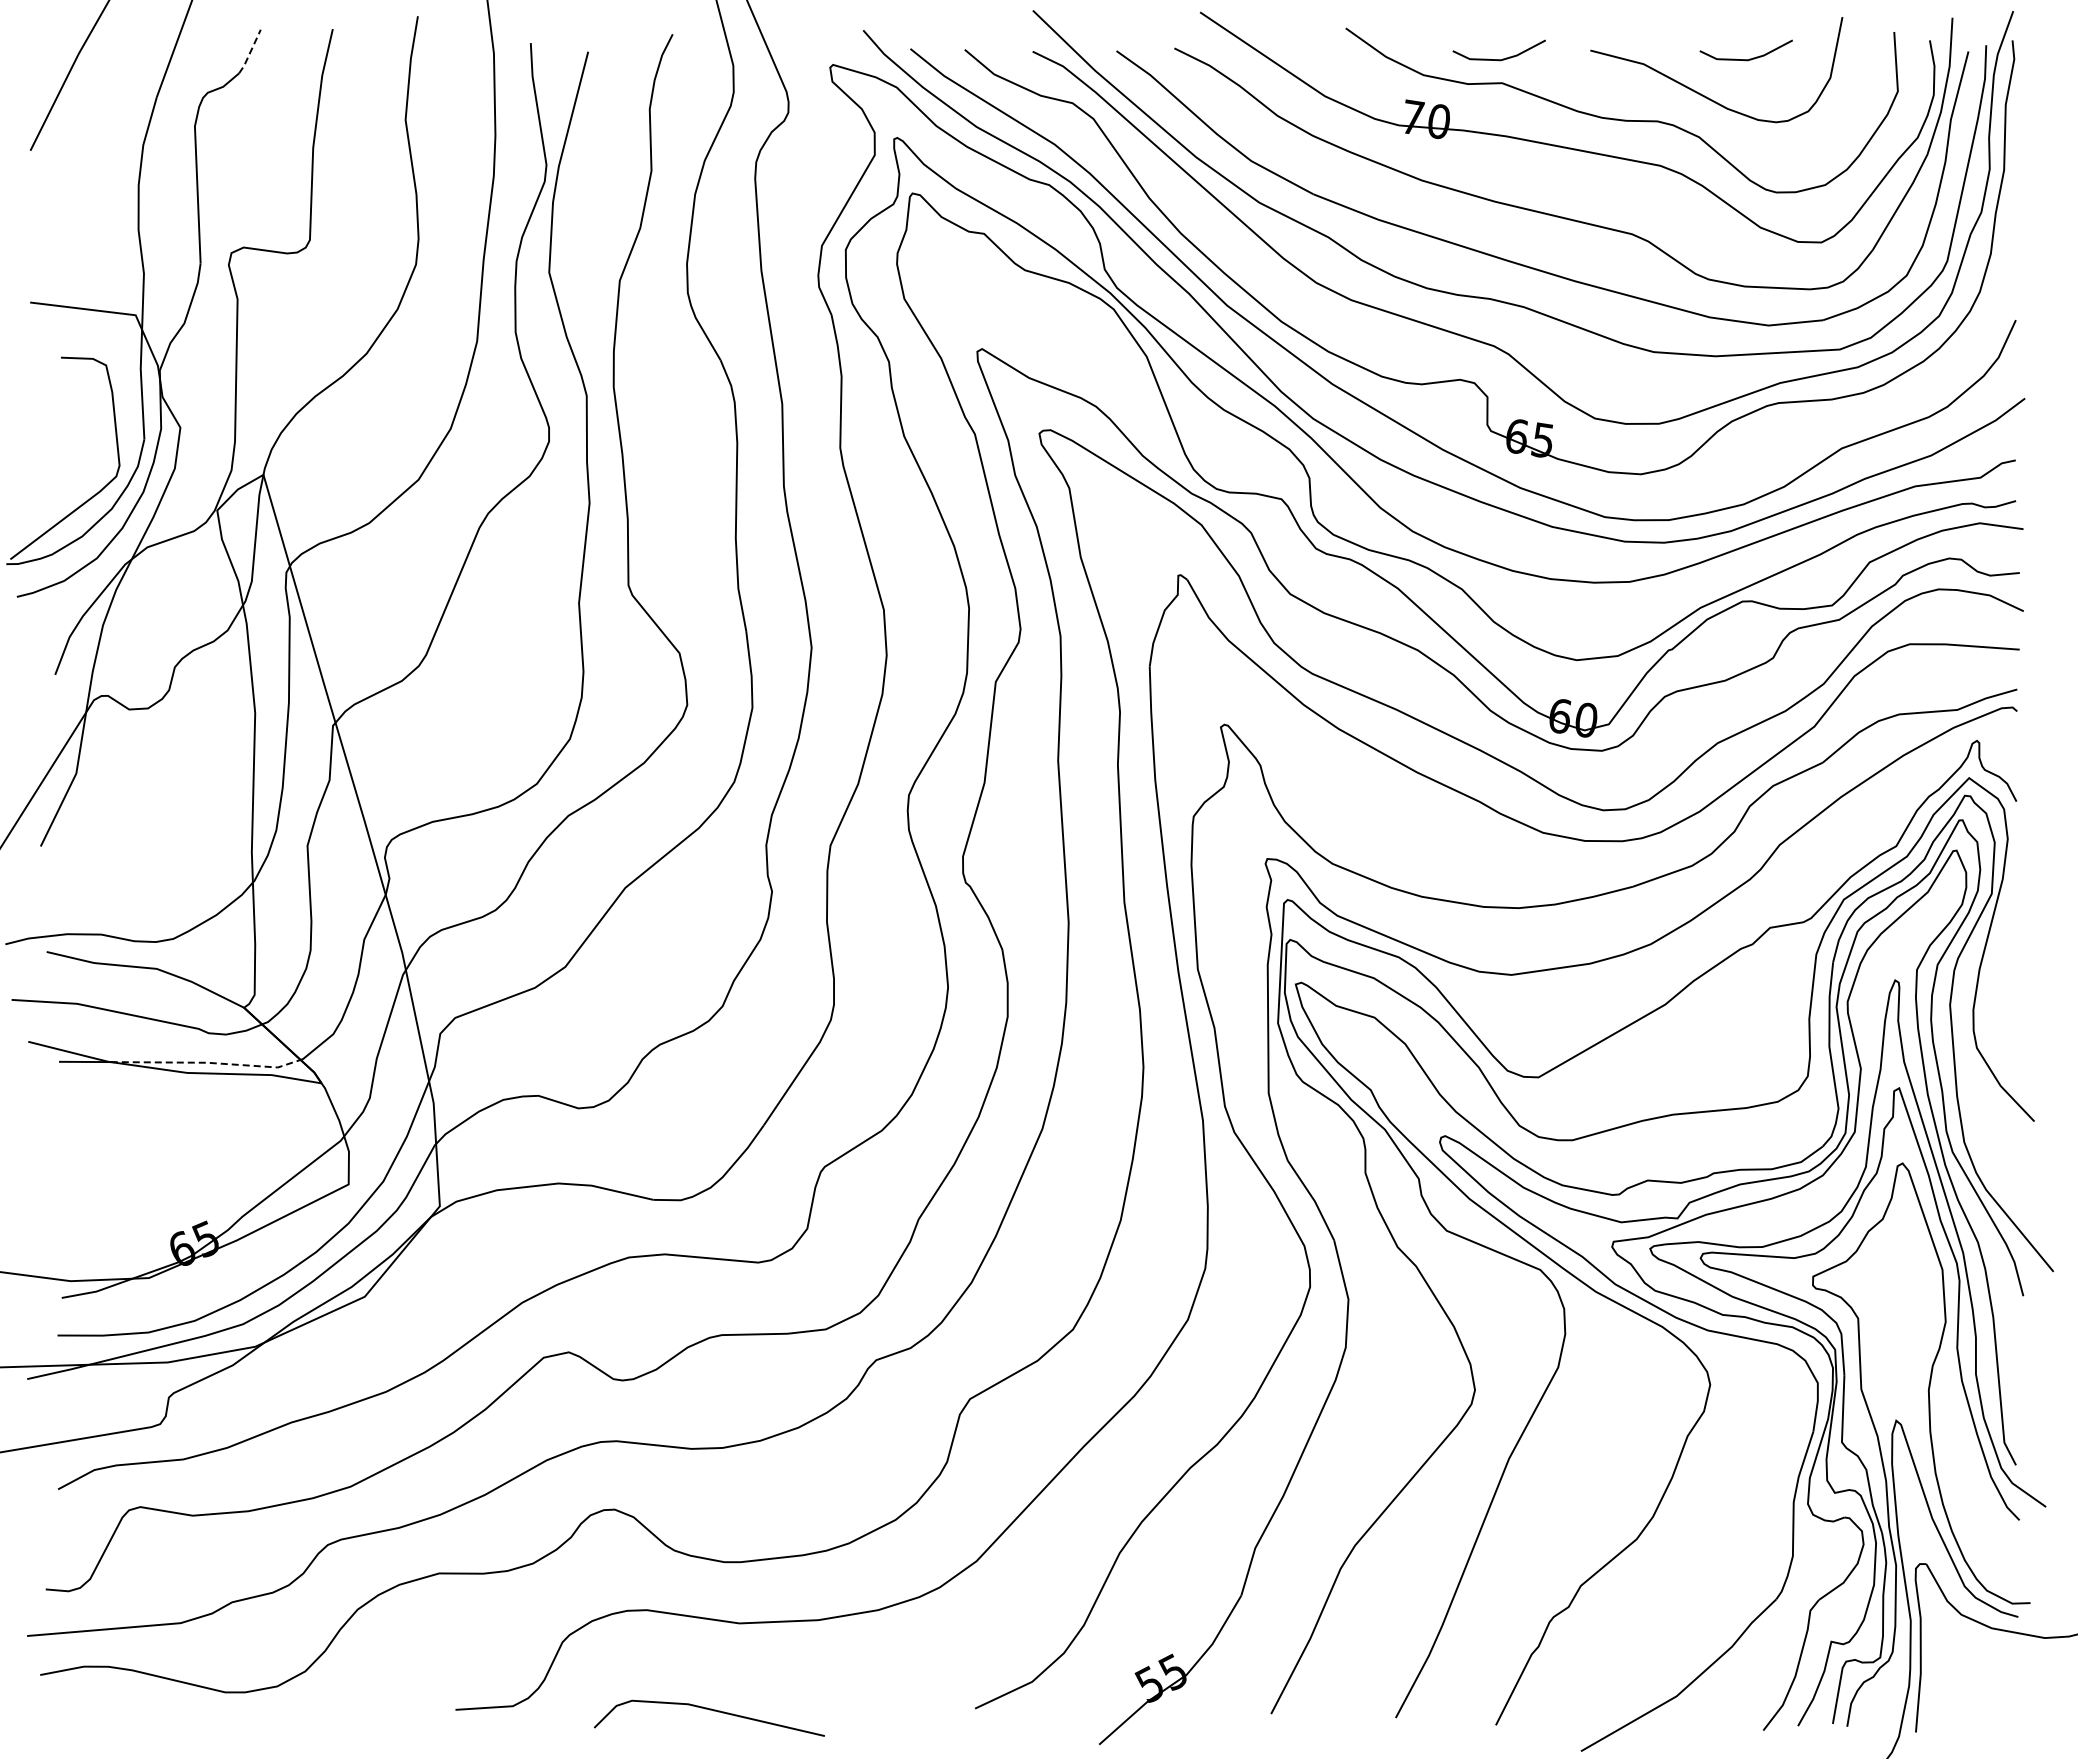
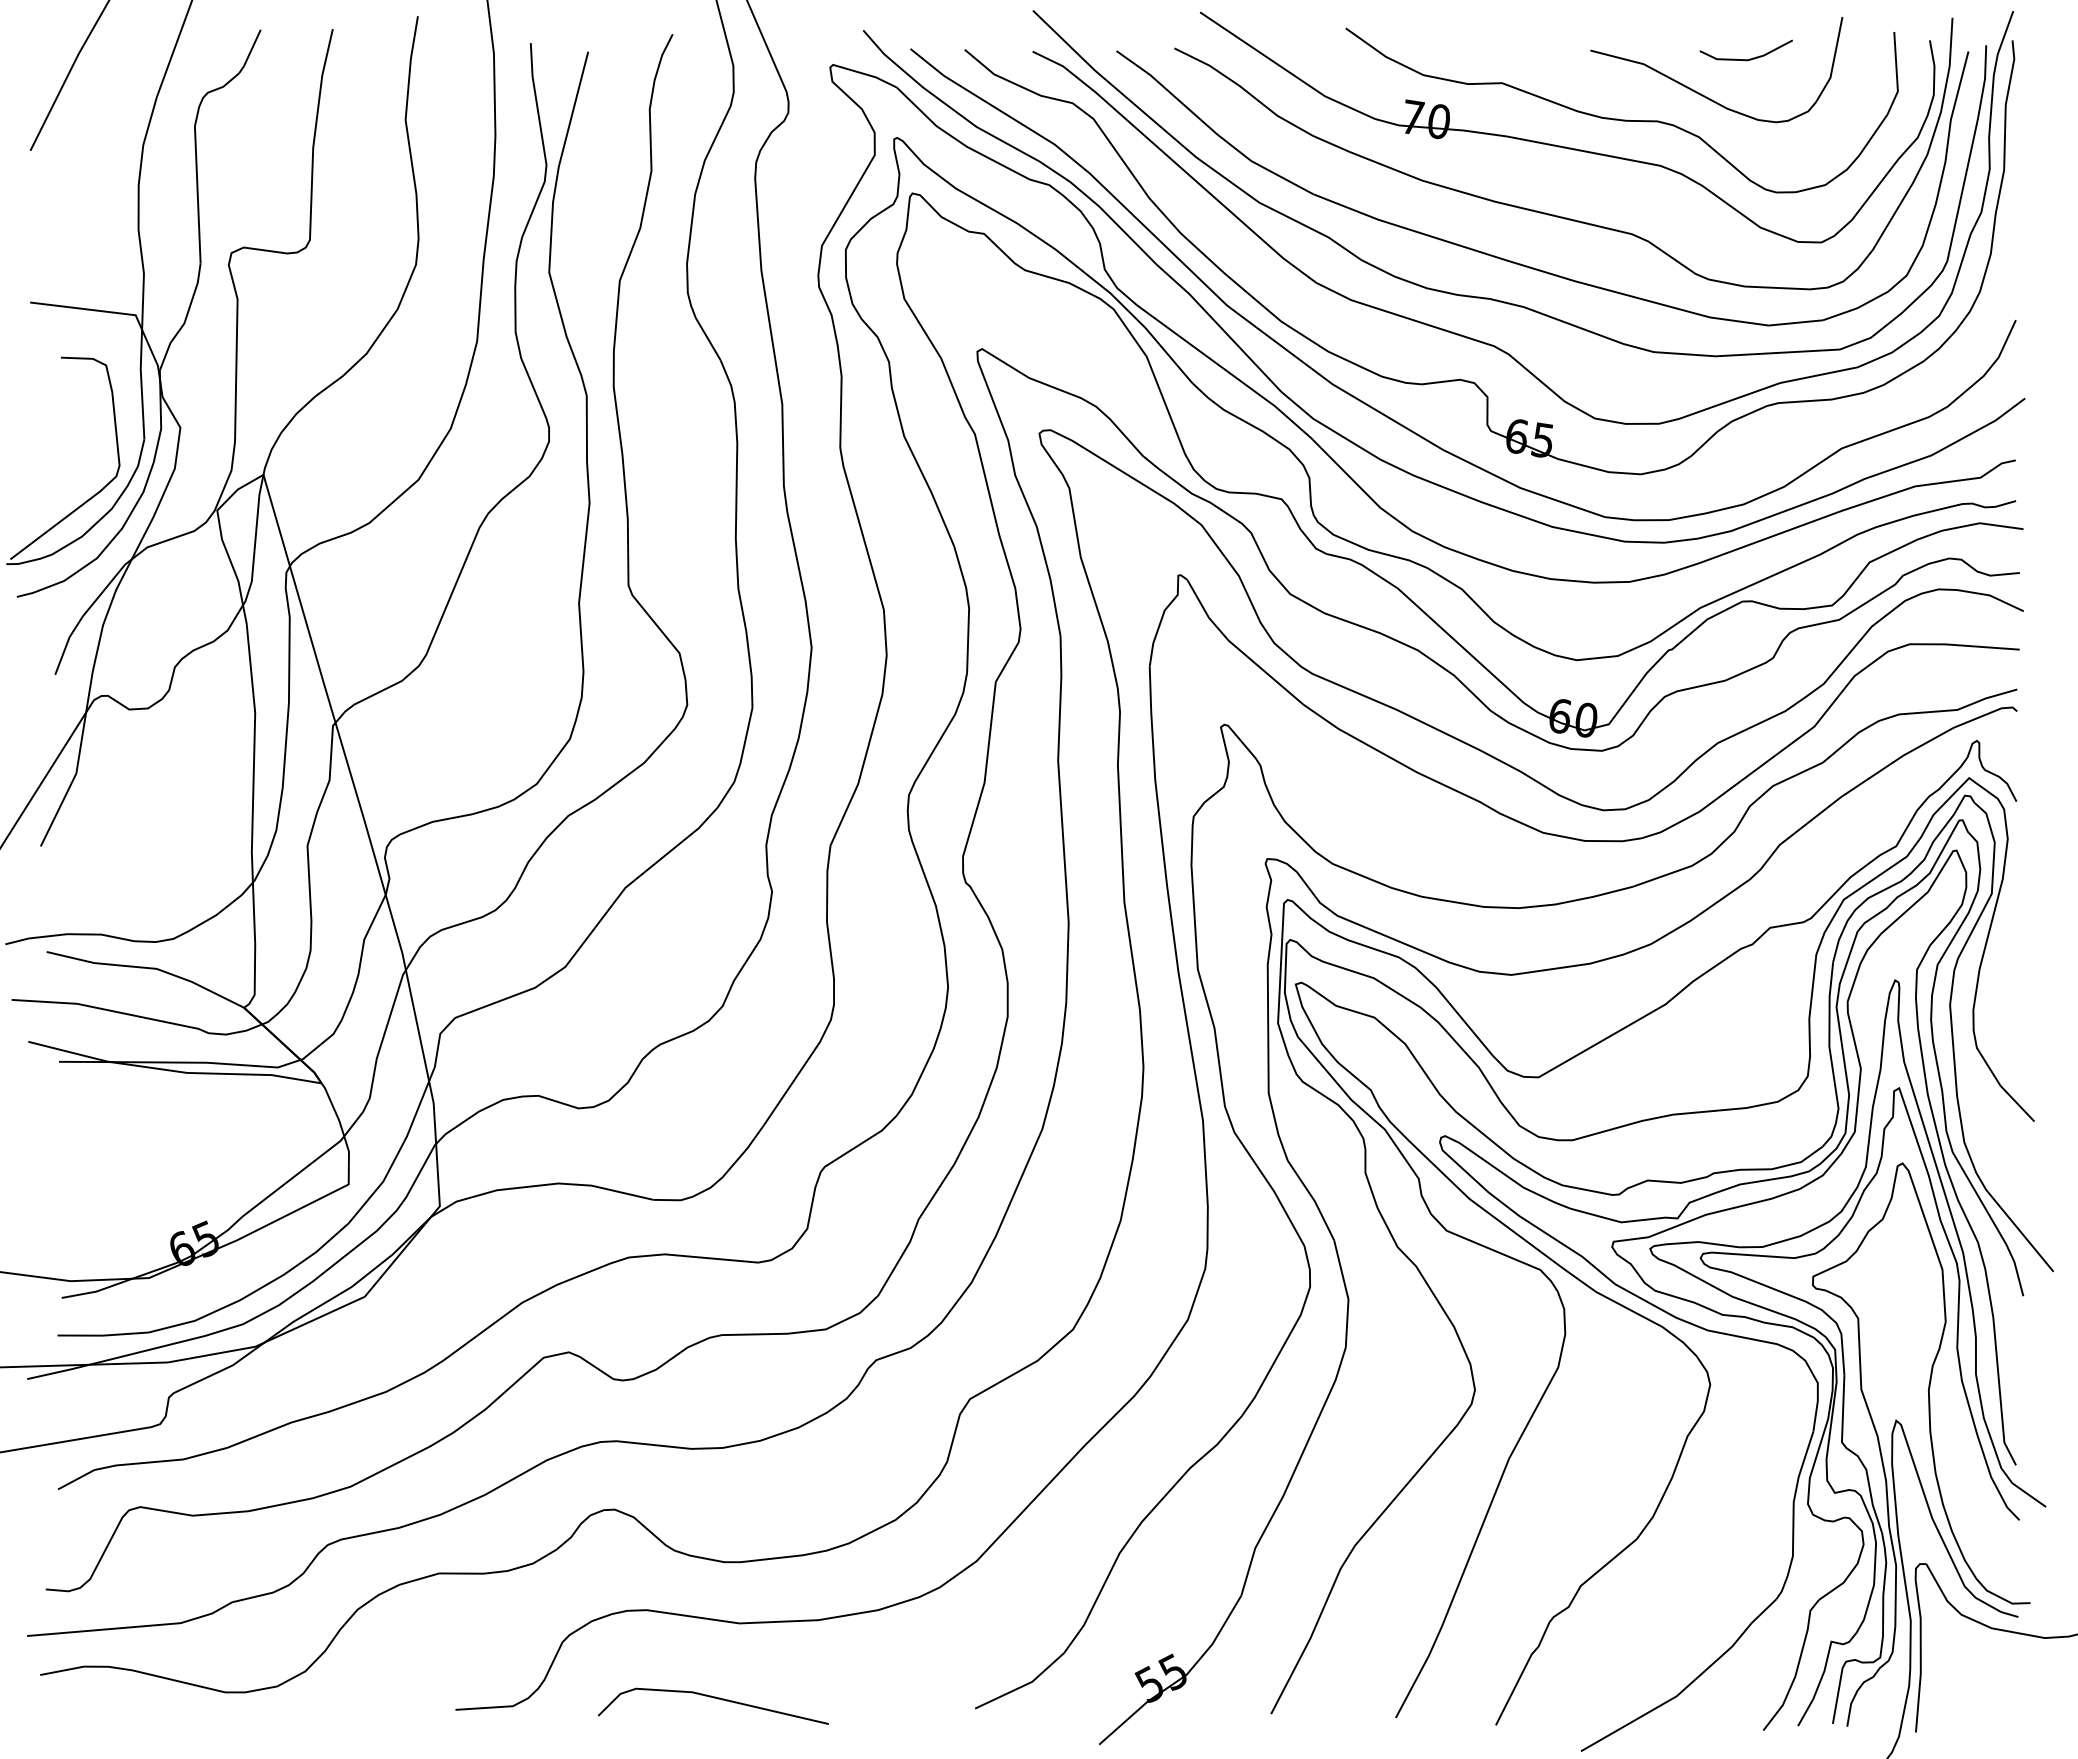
line: dashed -> solid (250, 52)
line: present -> none (1502, 58)
line: dashed -> solid (207, 1062)
line position: (709, 1710) -> (713, 1698) (713, 1698)
